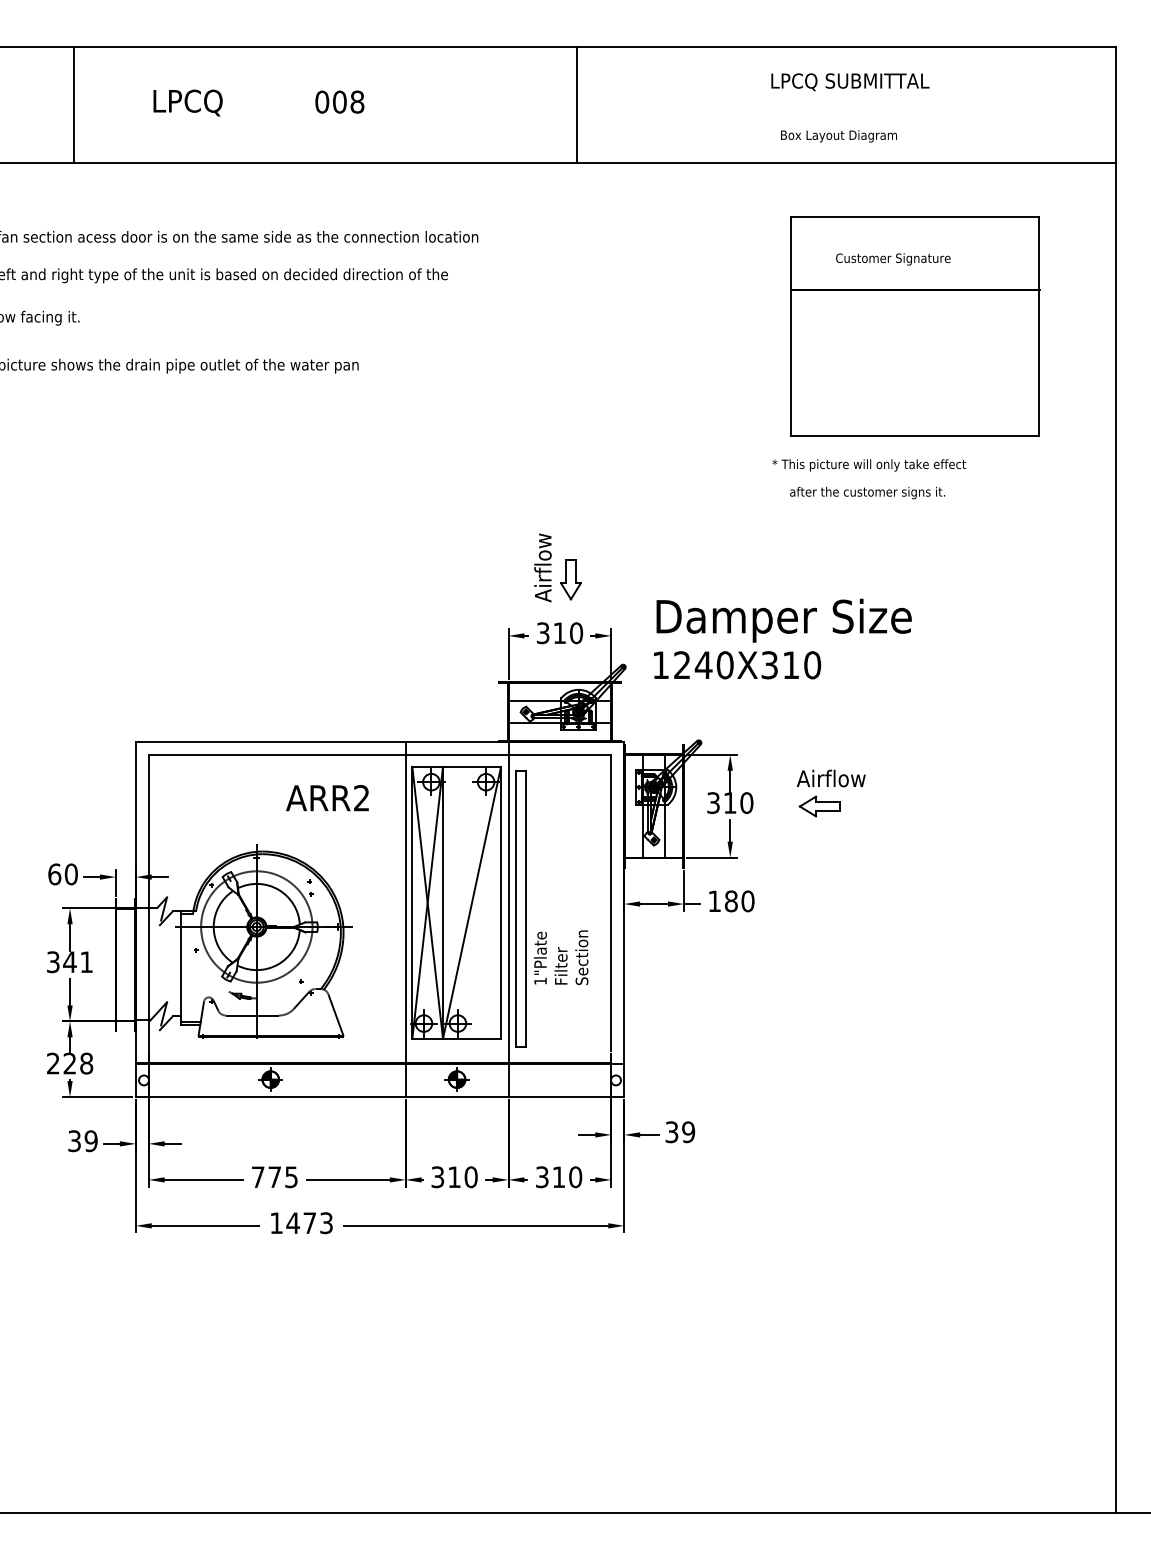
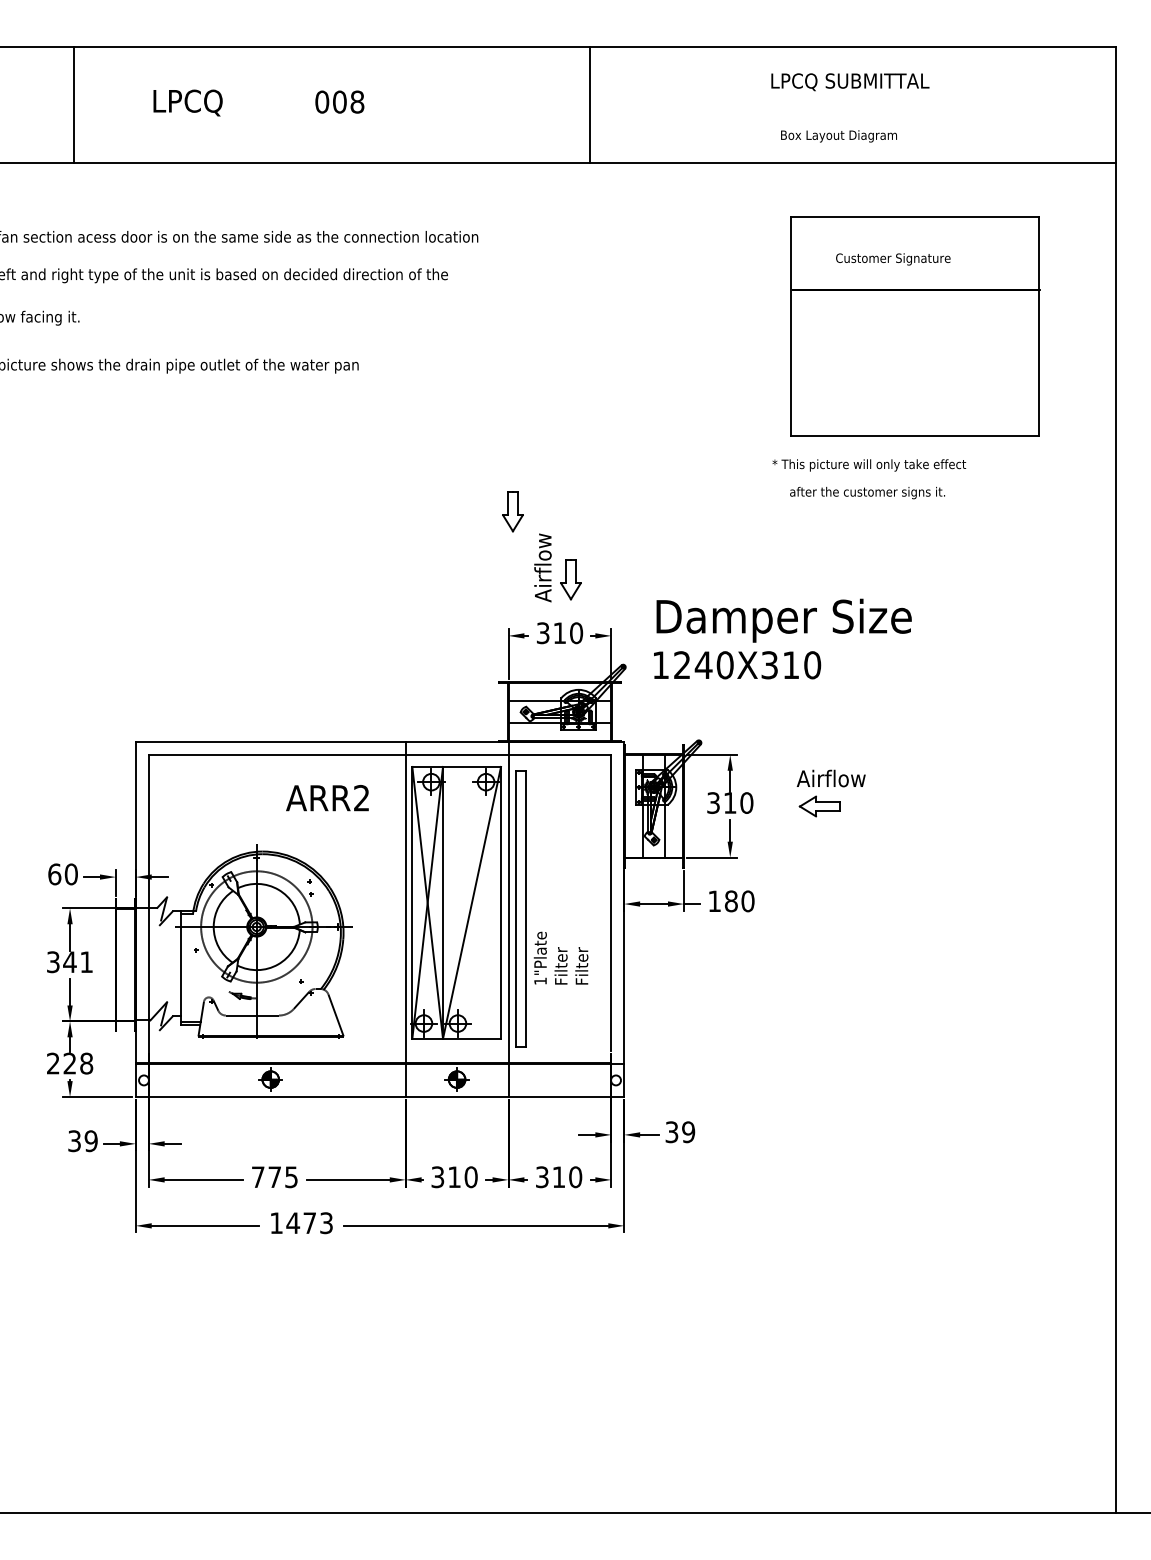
line position: (577, 104) -> (590, 104) (590, 104)
part: none -> present (512, 511)
text: Section -> Filter (581, 957)
